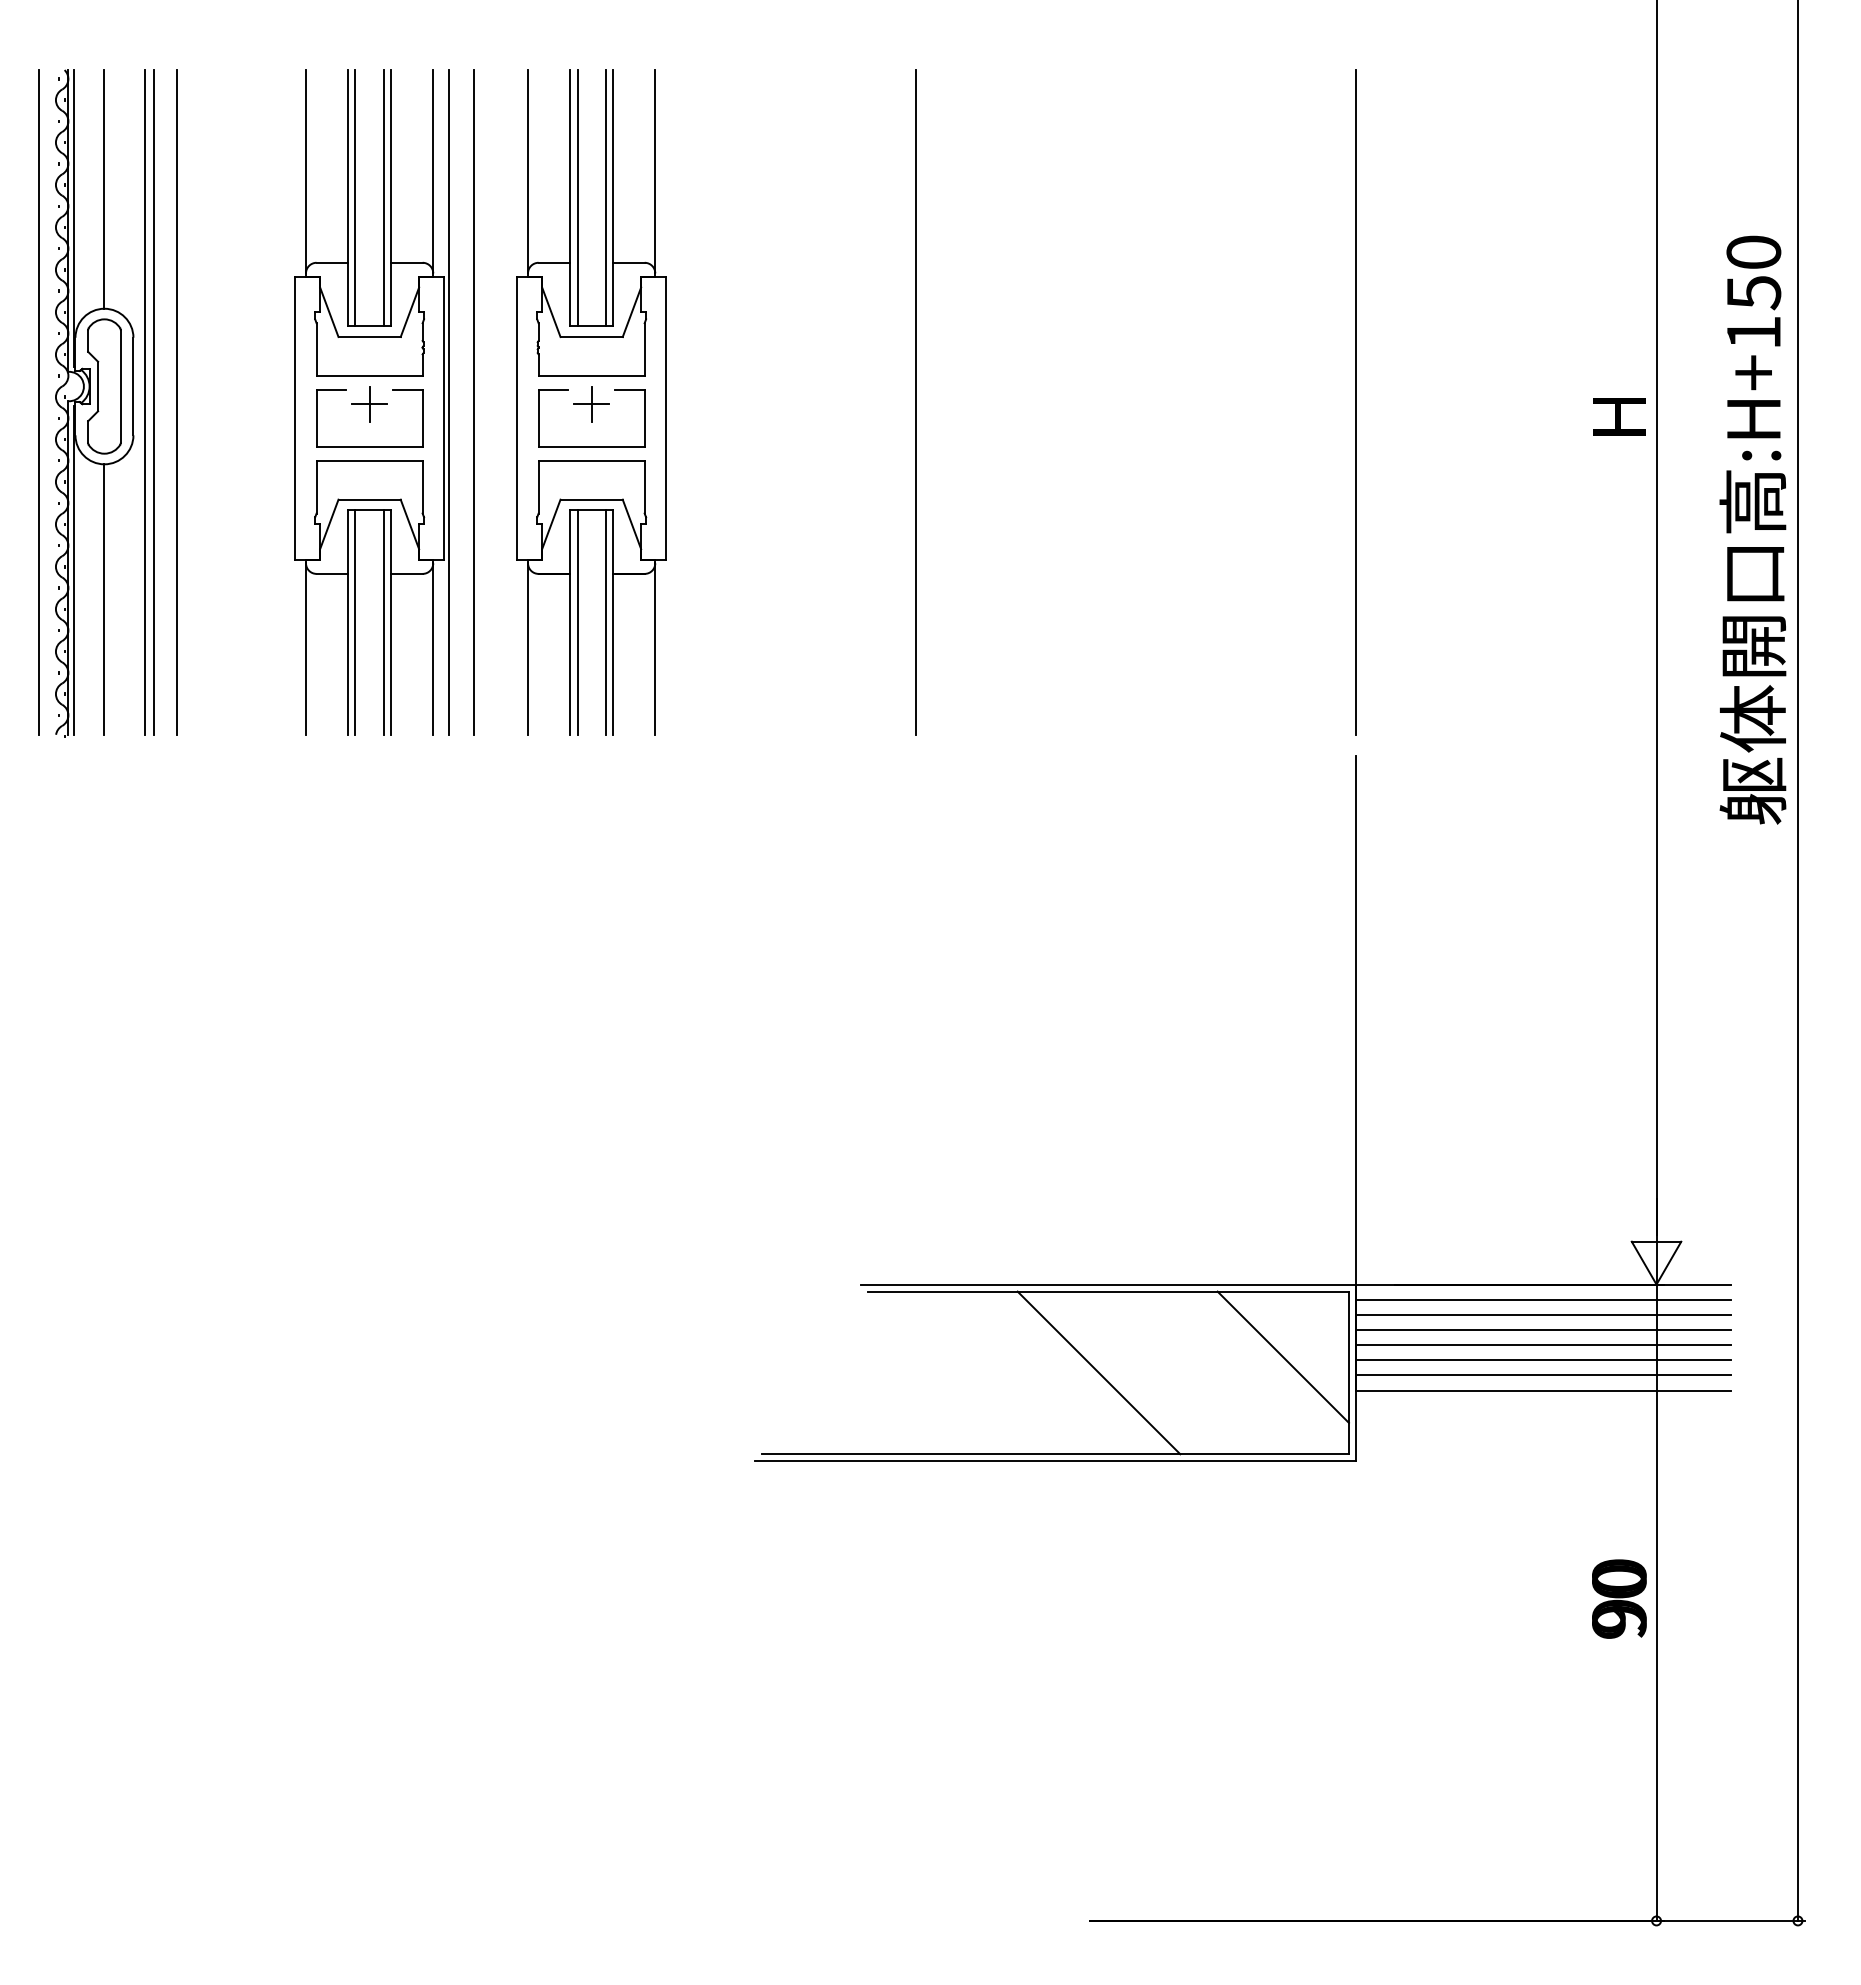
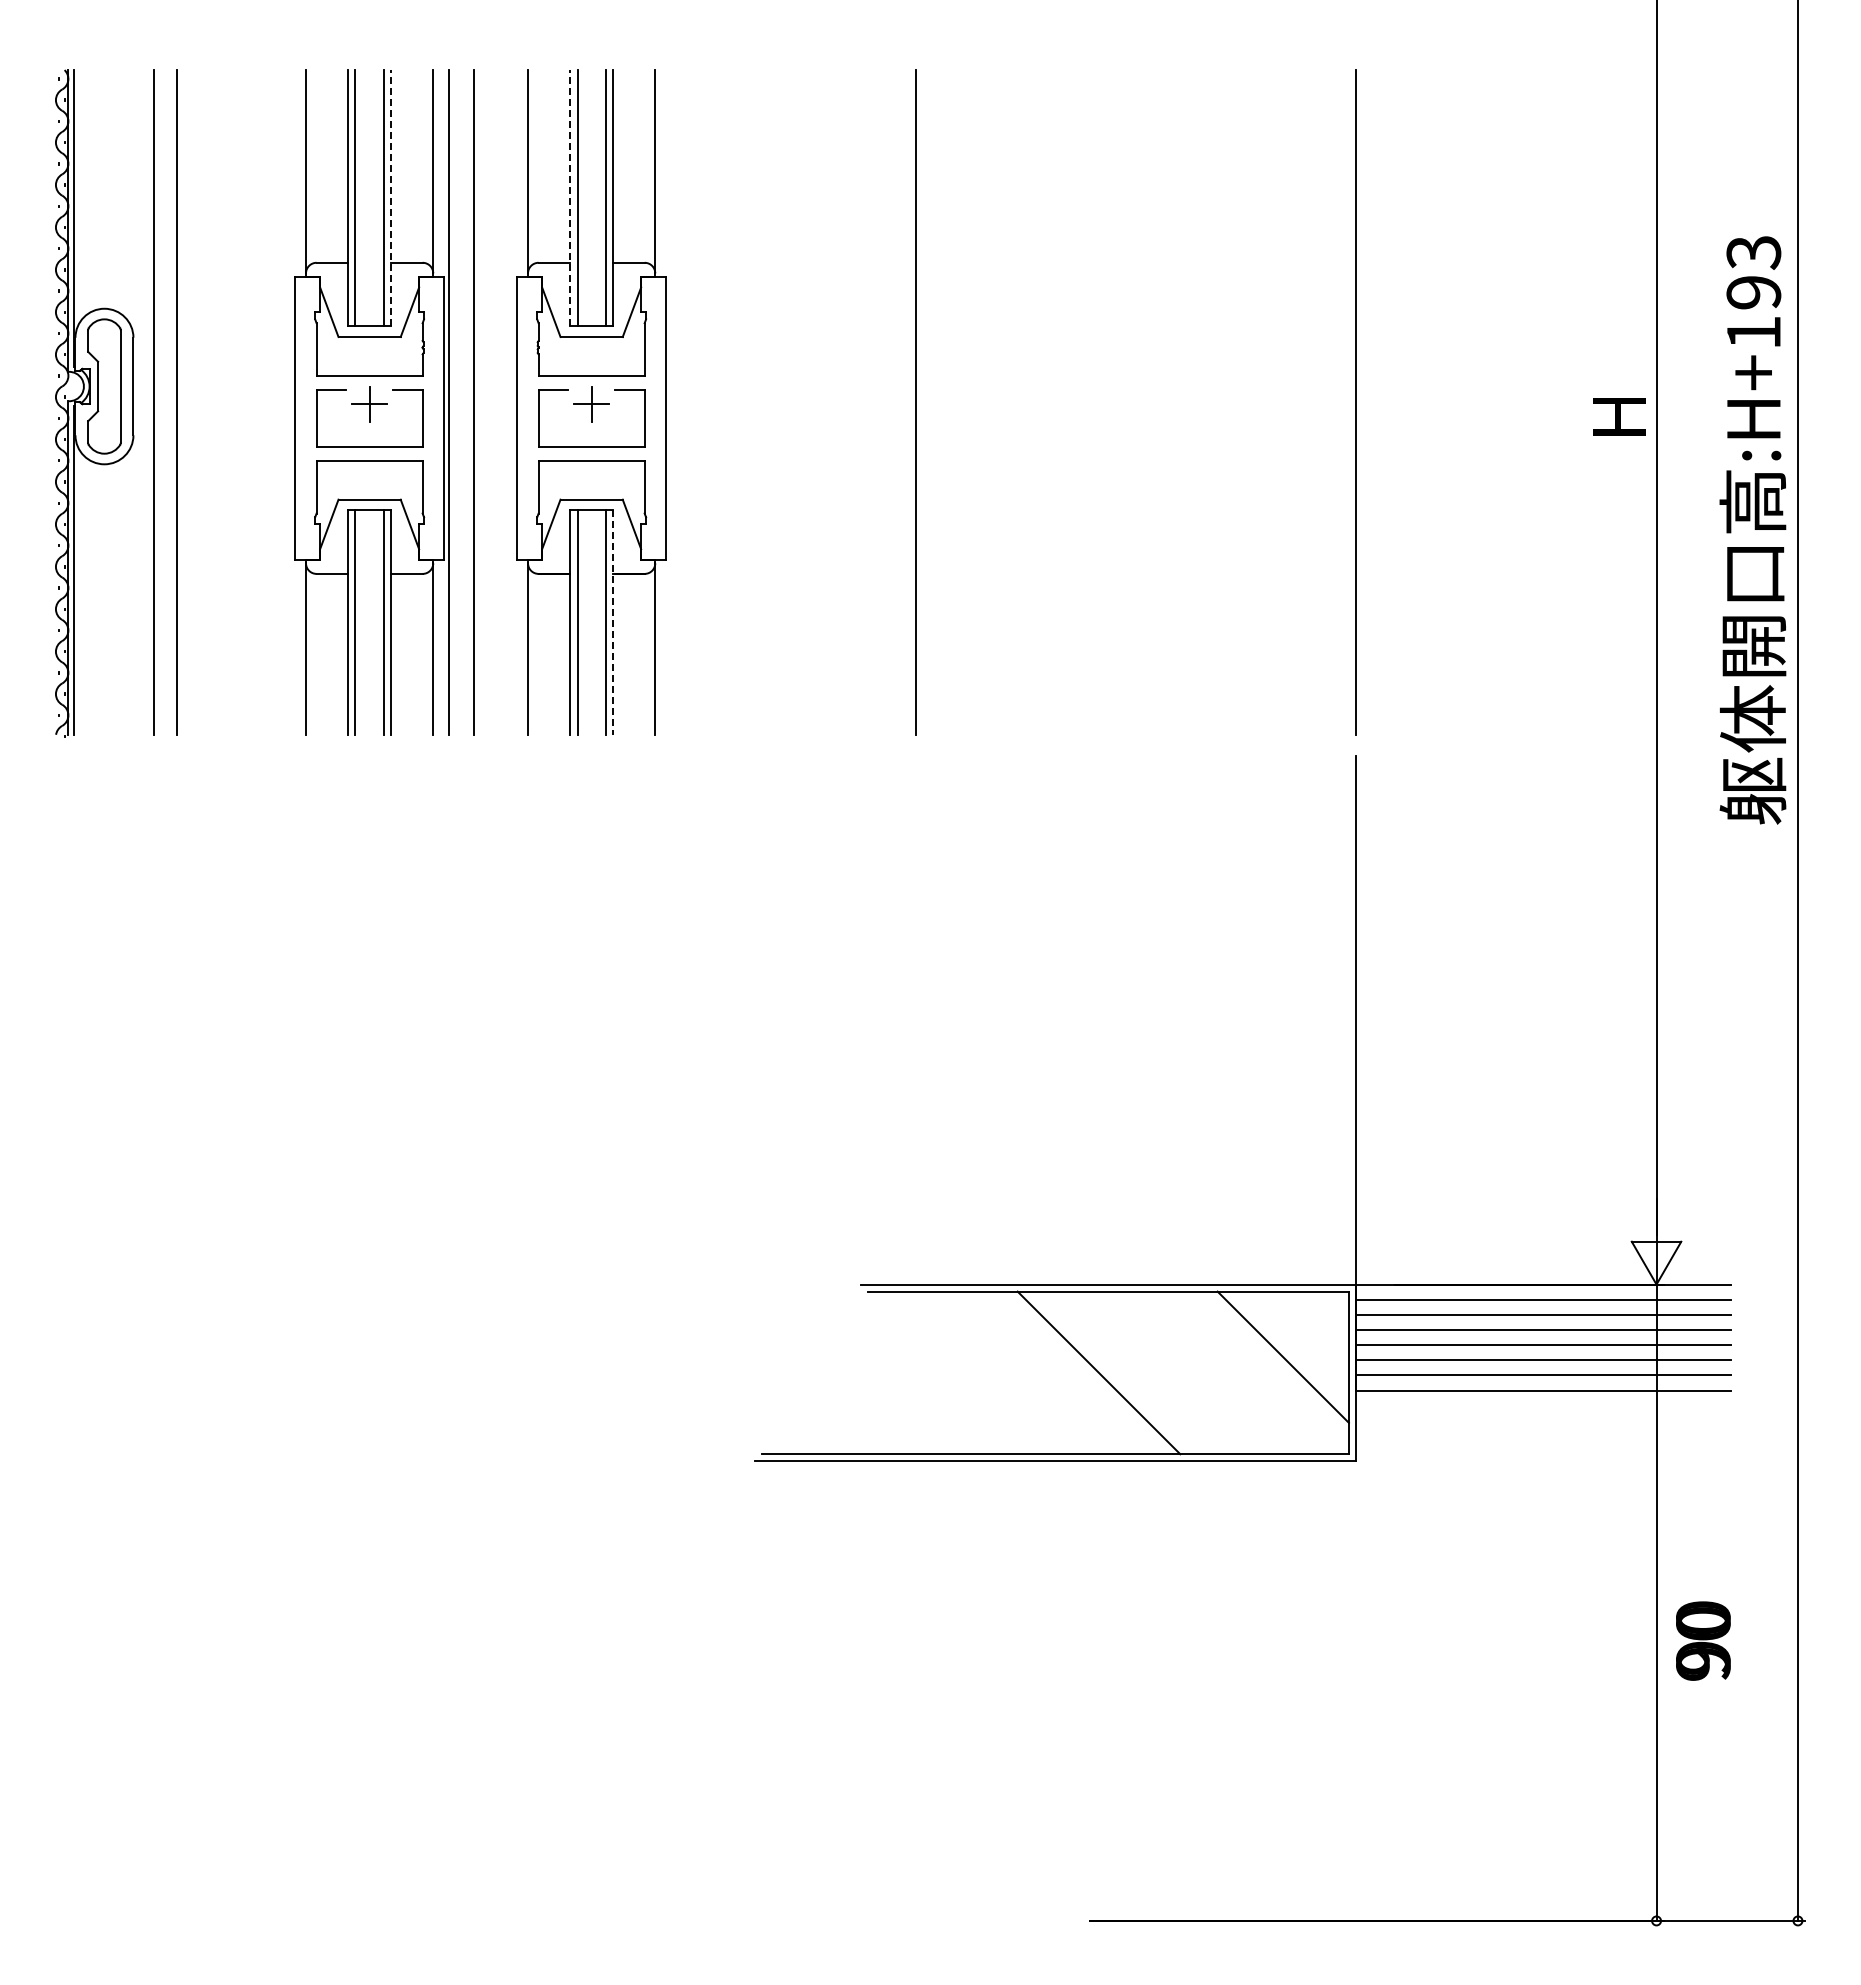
line: present -> none (103, 189)
line: solid -> dashed (390, 197)
line: solid -> dashed (570, 197)
text: :H+150 -> :H+193 (1753, 272)
line: present -> none (38, 402)
line: present -> none (145, 402)
line: present -> none (103, 599)
line: solid -> dashed (612, 623)
text position: (1619, 1598) -> (1703, 1640) (1703, 1640)
